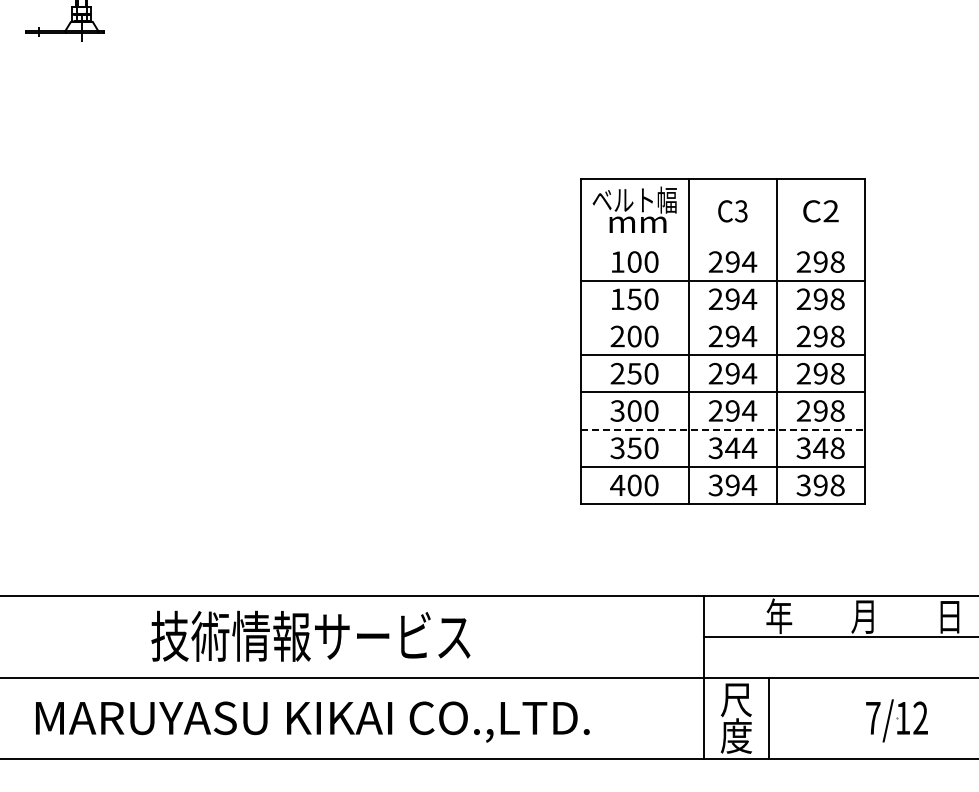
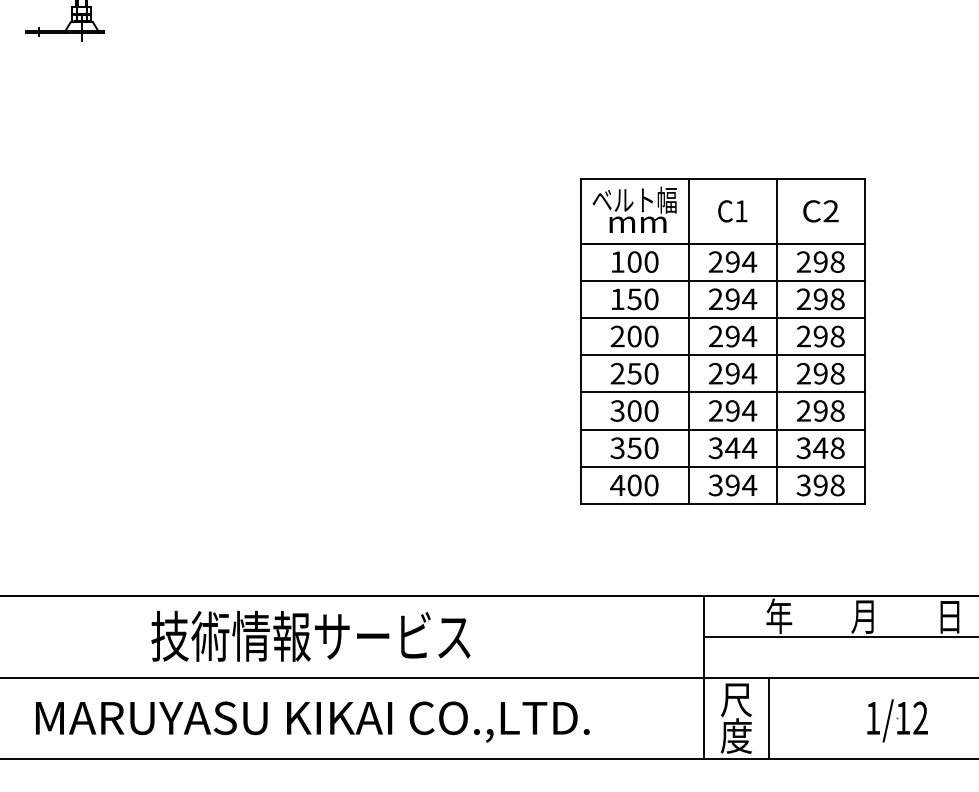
text: C3 -> C1 (741, 211)
line: none -> present (722, 243)
line: none -> present (722, 317)
line: dashed -> solid (723, 429)
text: 7/12 -> 1/12 (873, 718)
